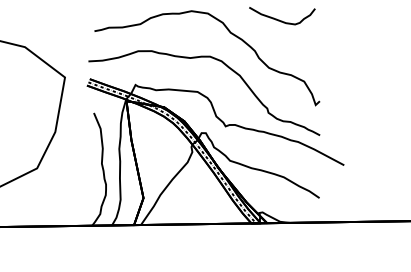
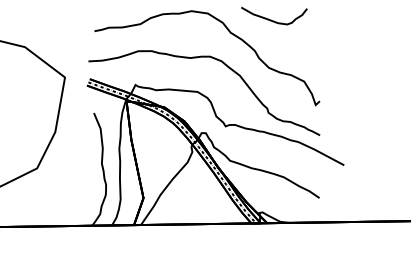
curve position: (282, 20) -> (274, 20) (274, 20)
